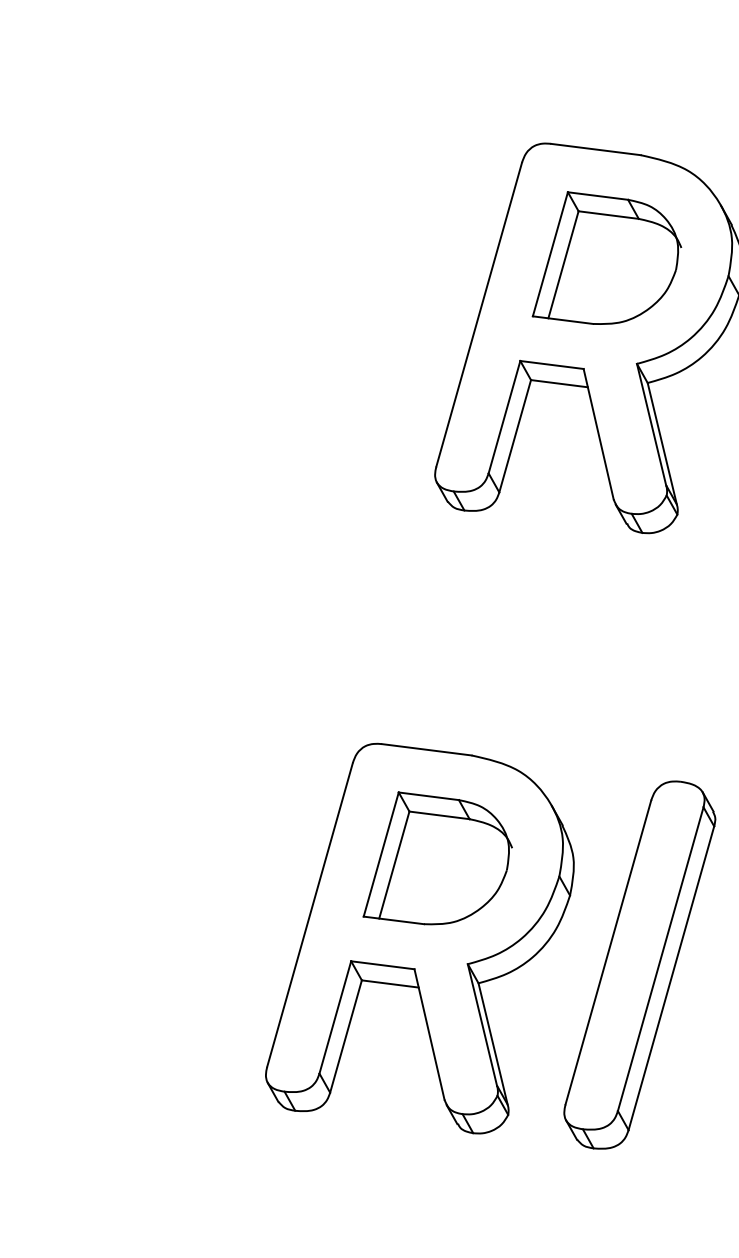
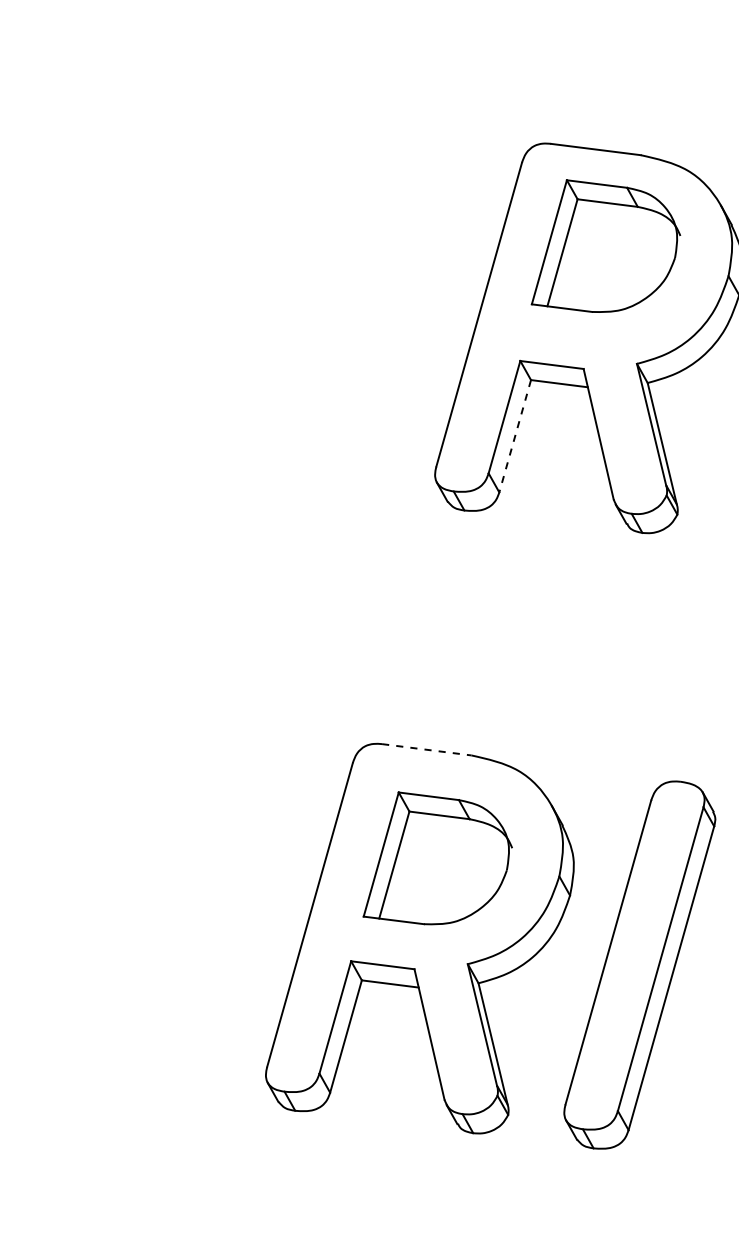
part position: (606, 257) -> (605, 245) (605, 245)
line: solid -> dashed (515, 436)
line: solid -> dashed (427, 749)
